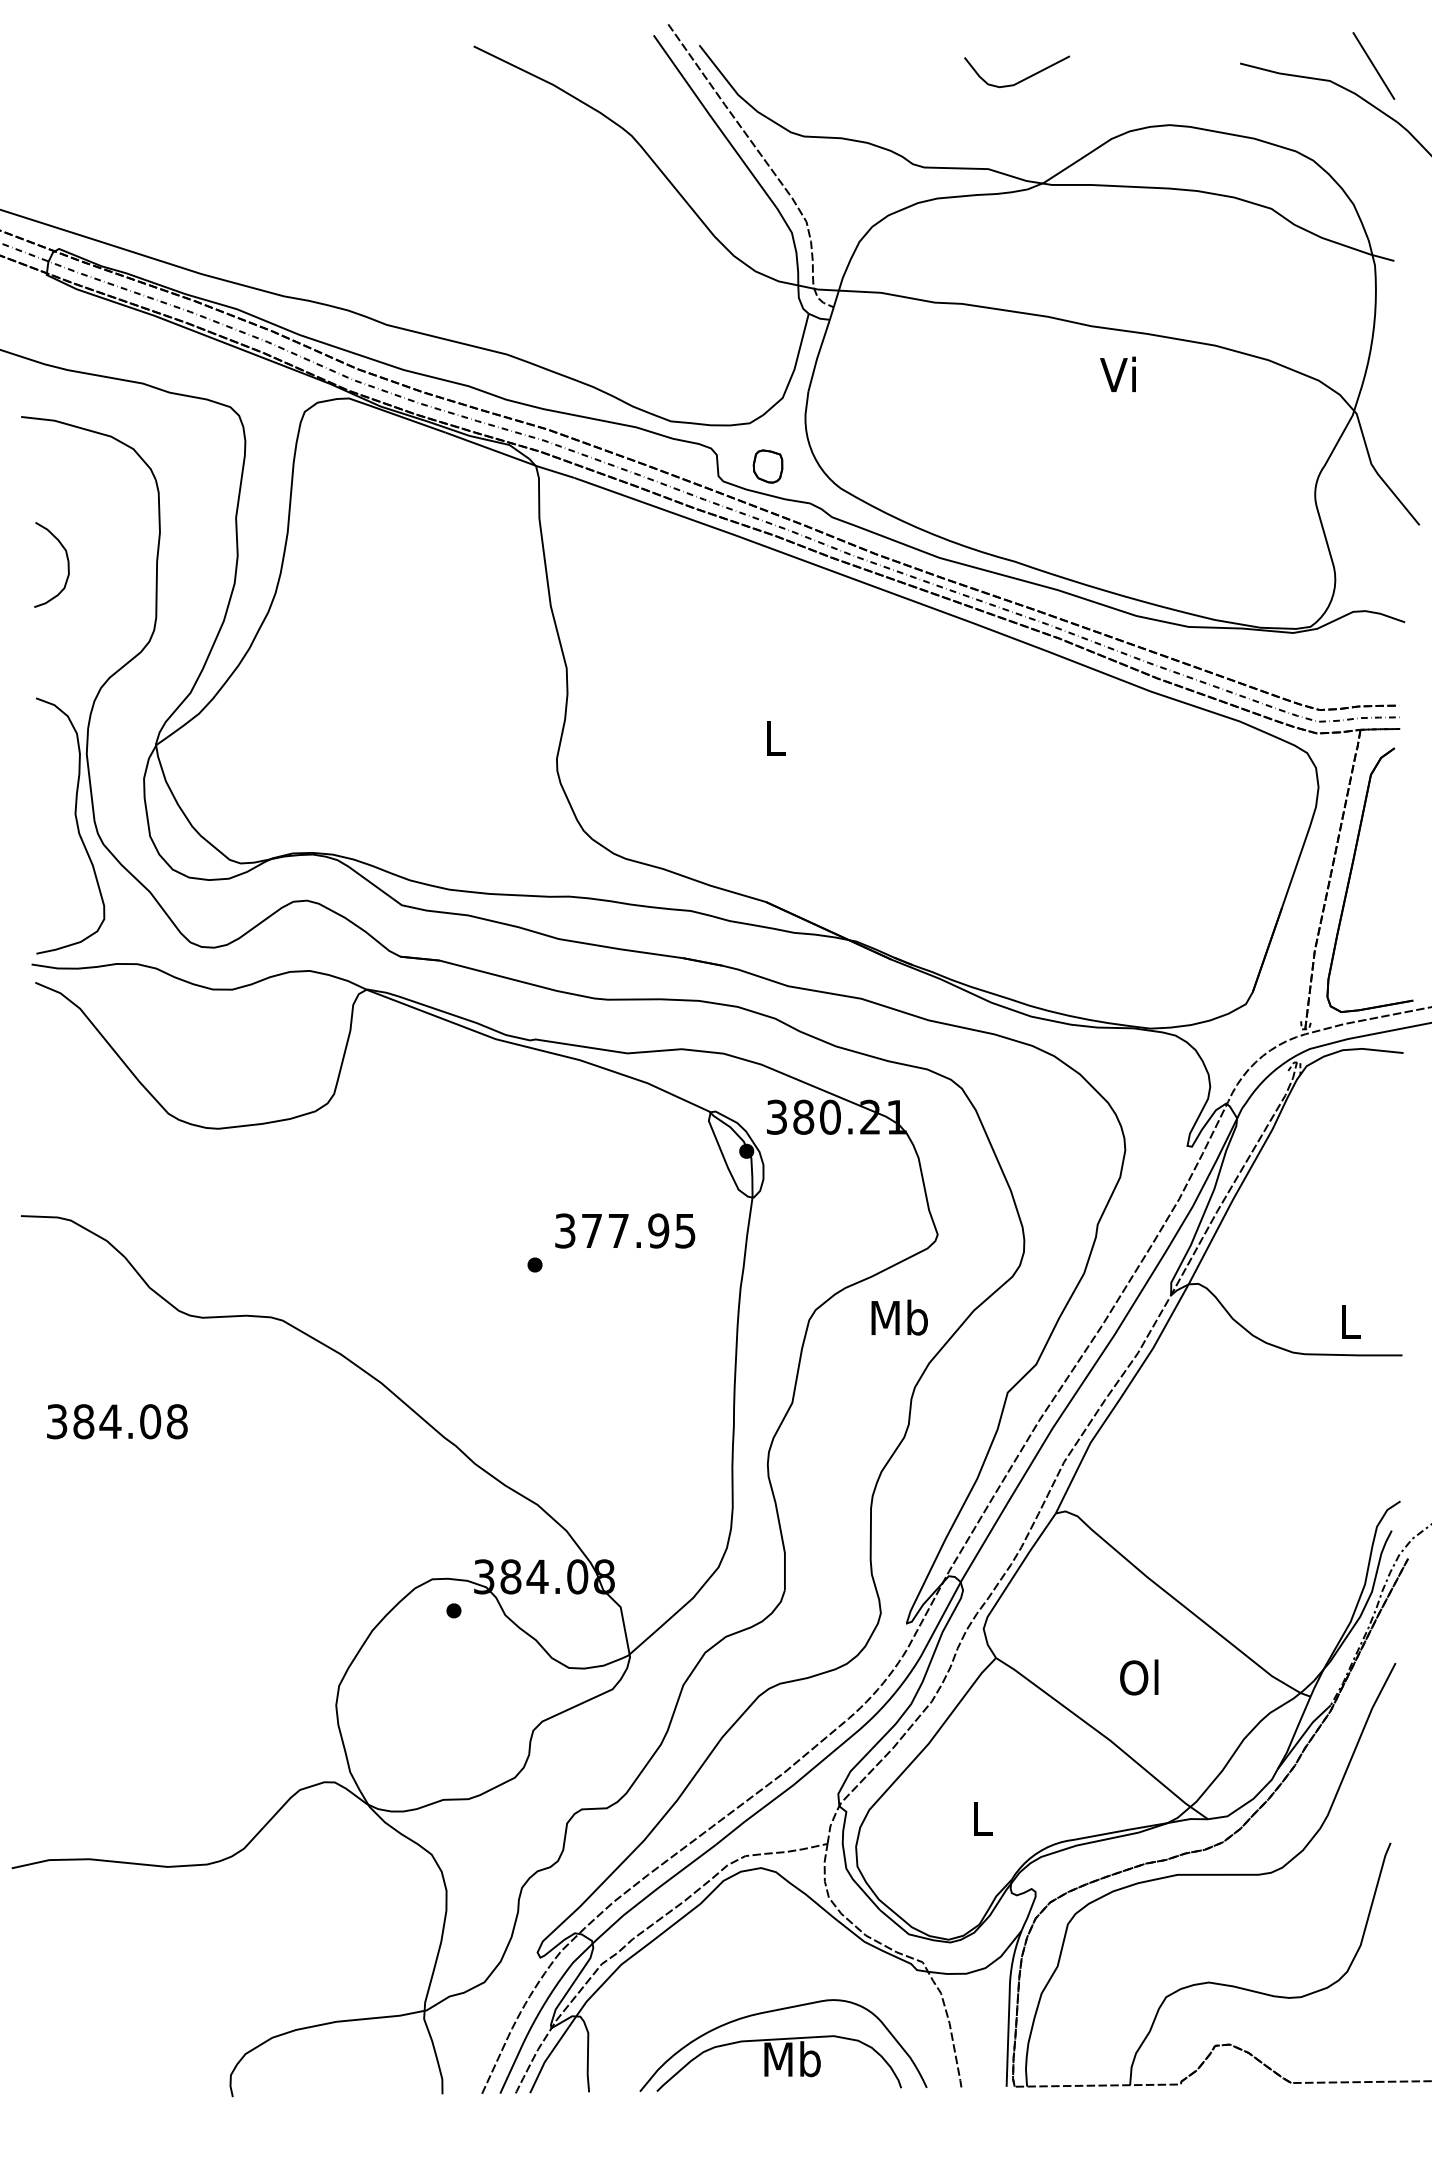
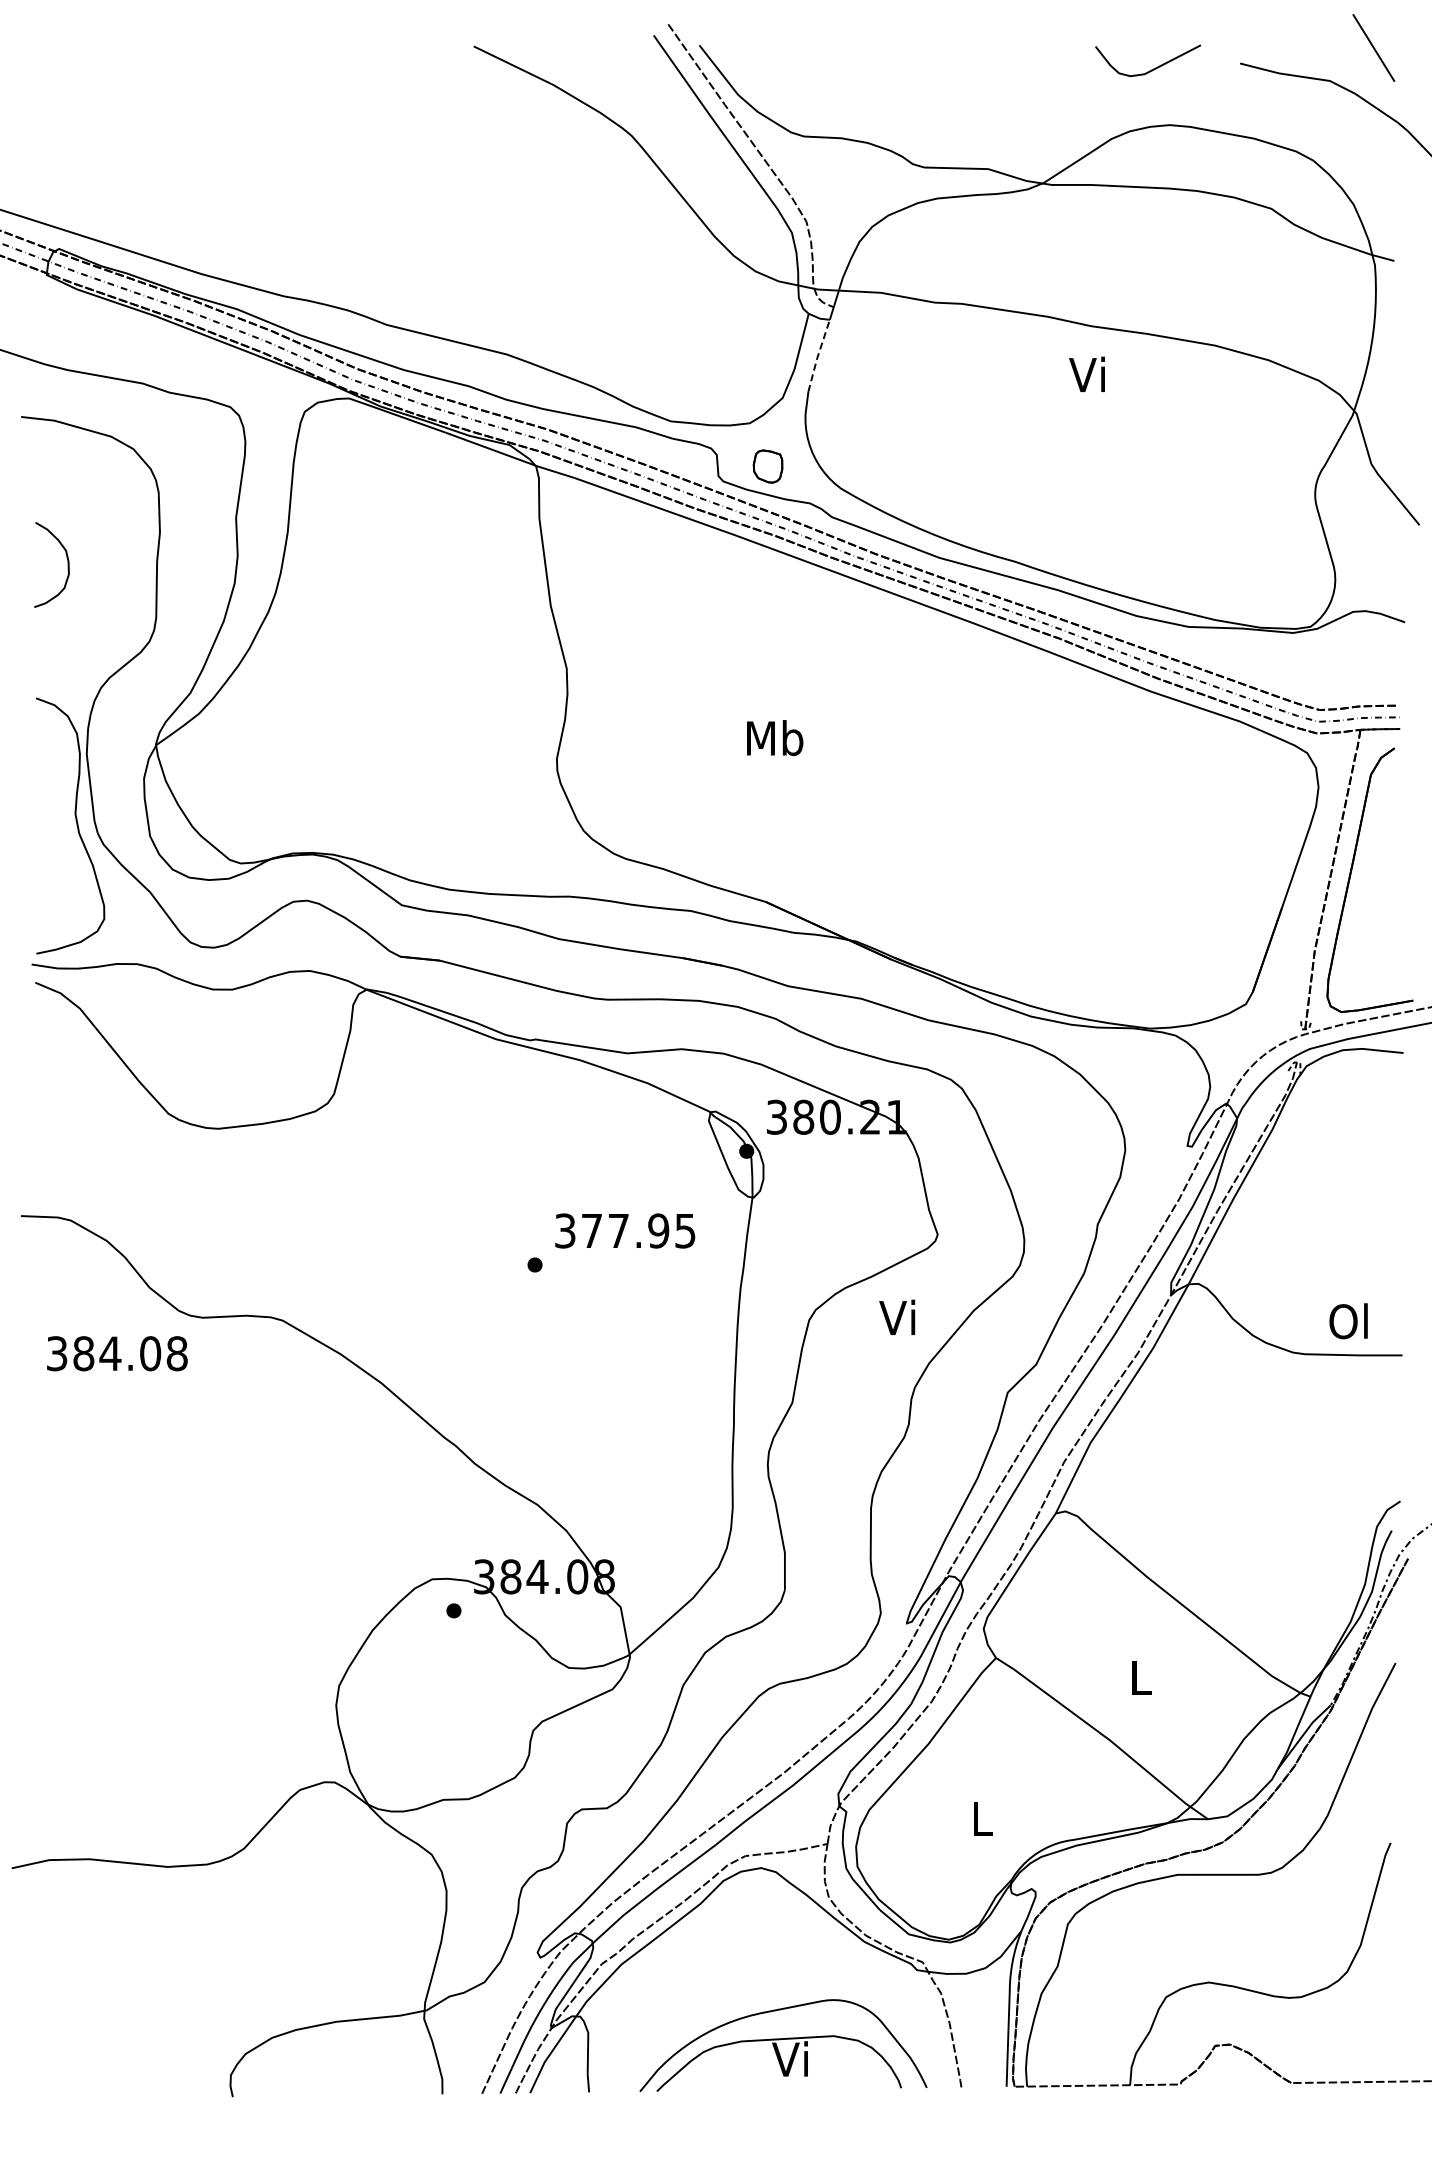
line position: (1373, 65) -> (1373, 47) (1373, 47)
curve position: (1020, 80) -> (1151, 69) (1151, 69)
line: solid -> dashed (818, 355)
text position: (1117, 373) -> (1086, 373) (1086, 373)
text: L -> Mb (775, 738)
text: Mb -> Vi (899, 1317)
text: L -> Ol (1348, 1321)
text position: (117, 1421) -> (117, 1353) (117, 1353)
text: Ol -> L (1139, 1677)
text: Mb -> Vi (792, 2059)
